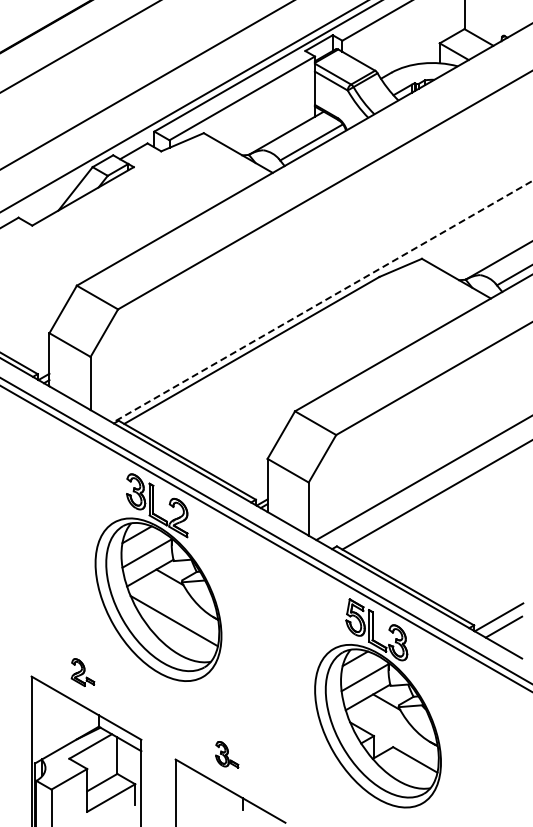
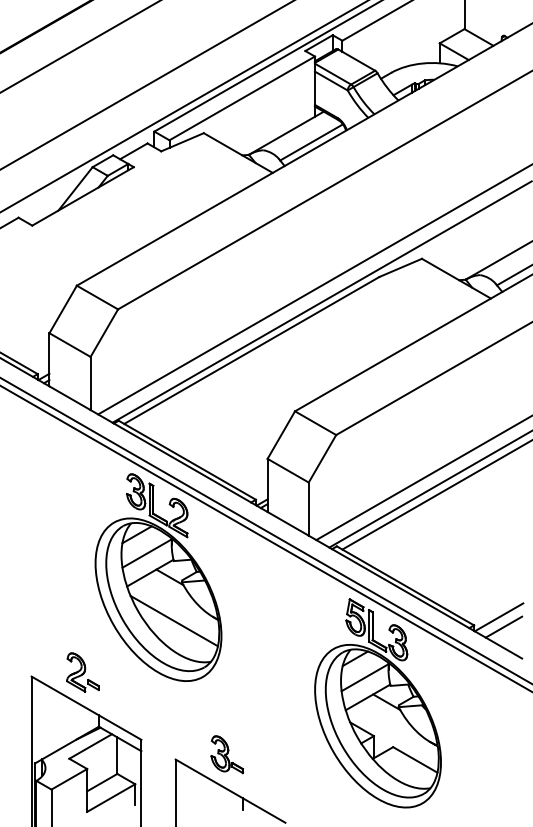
line: none -> present (313, 290)
line: dashed -> solid (322, 302)
line: none -> present (429, 489)
part size: 26x29 px -> 34x41 px (82, 672)
part size: 25x28 px -> 34x40 px (226, 754)
